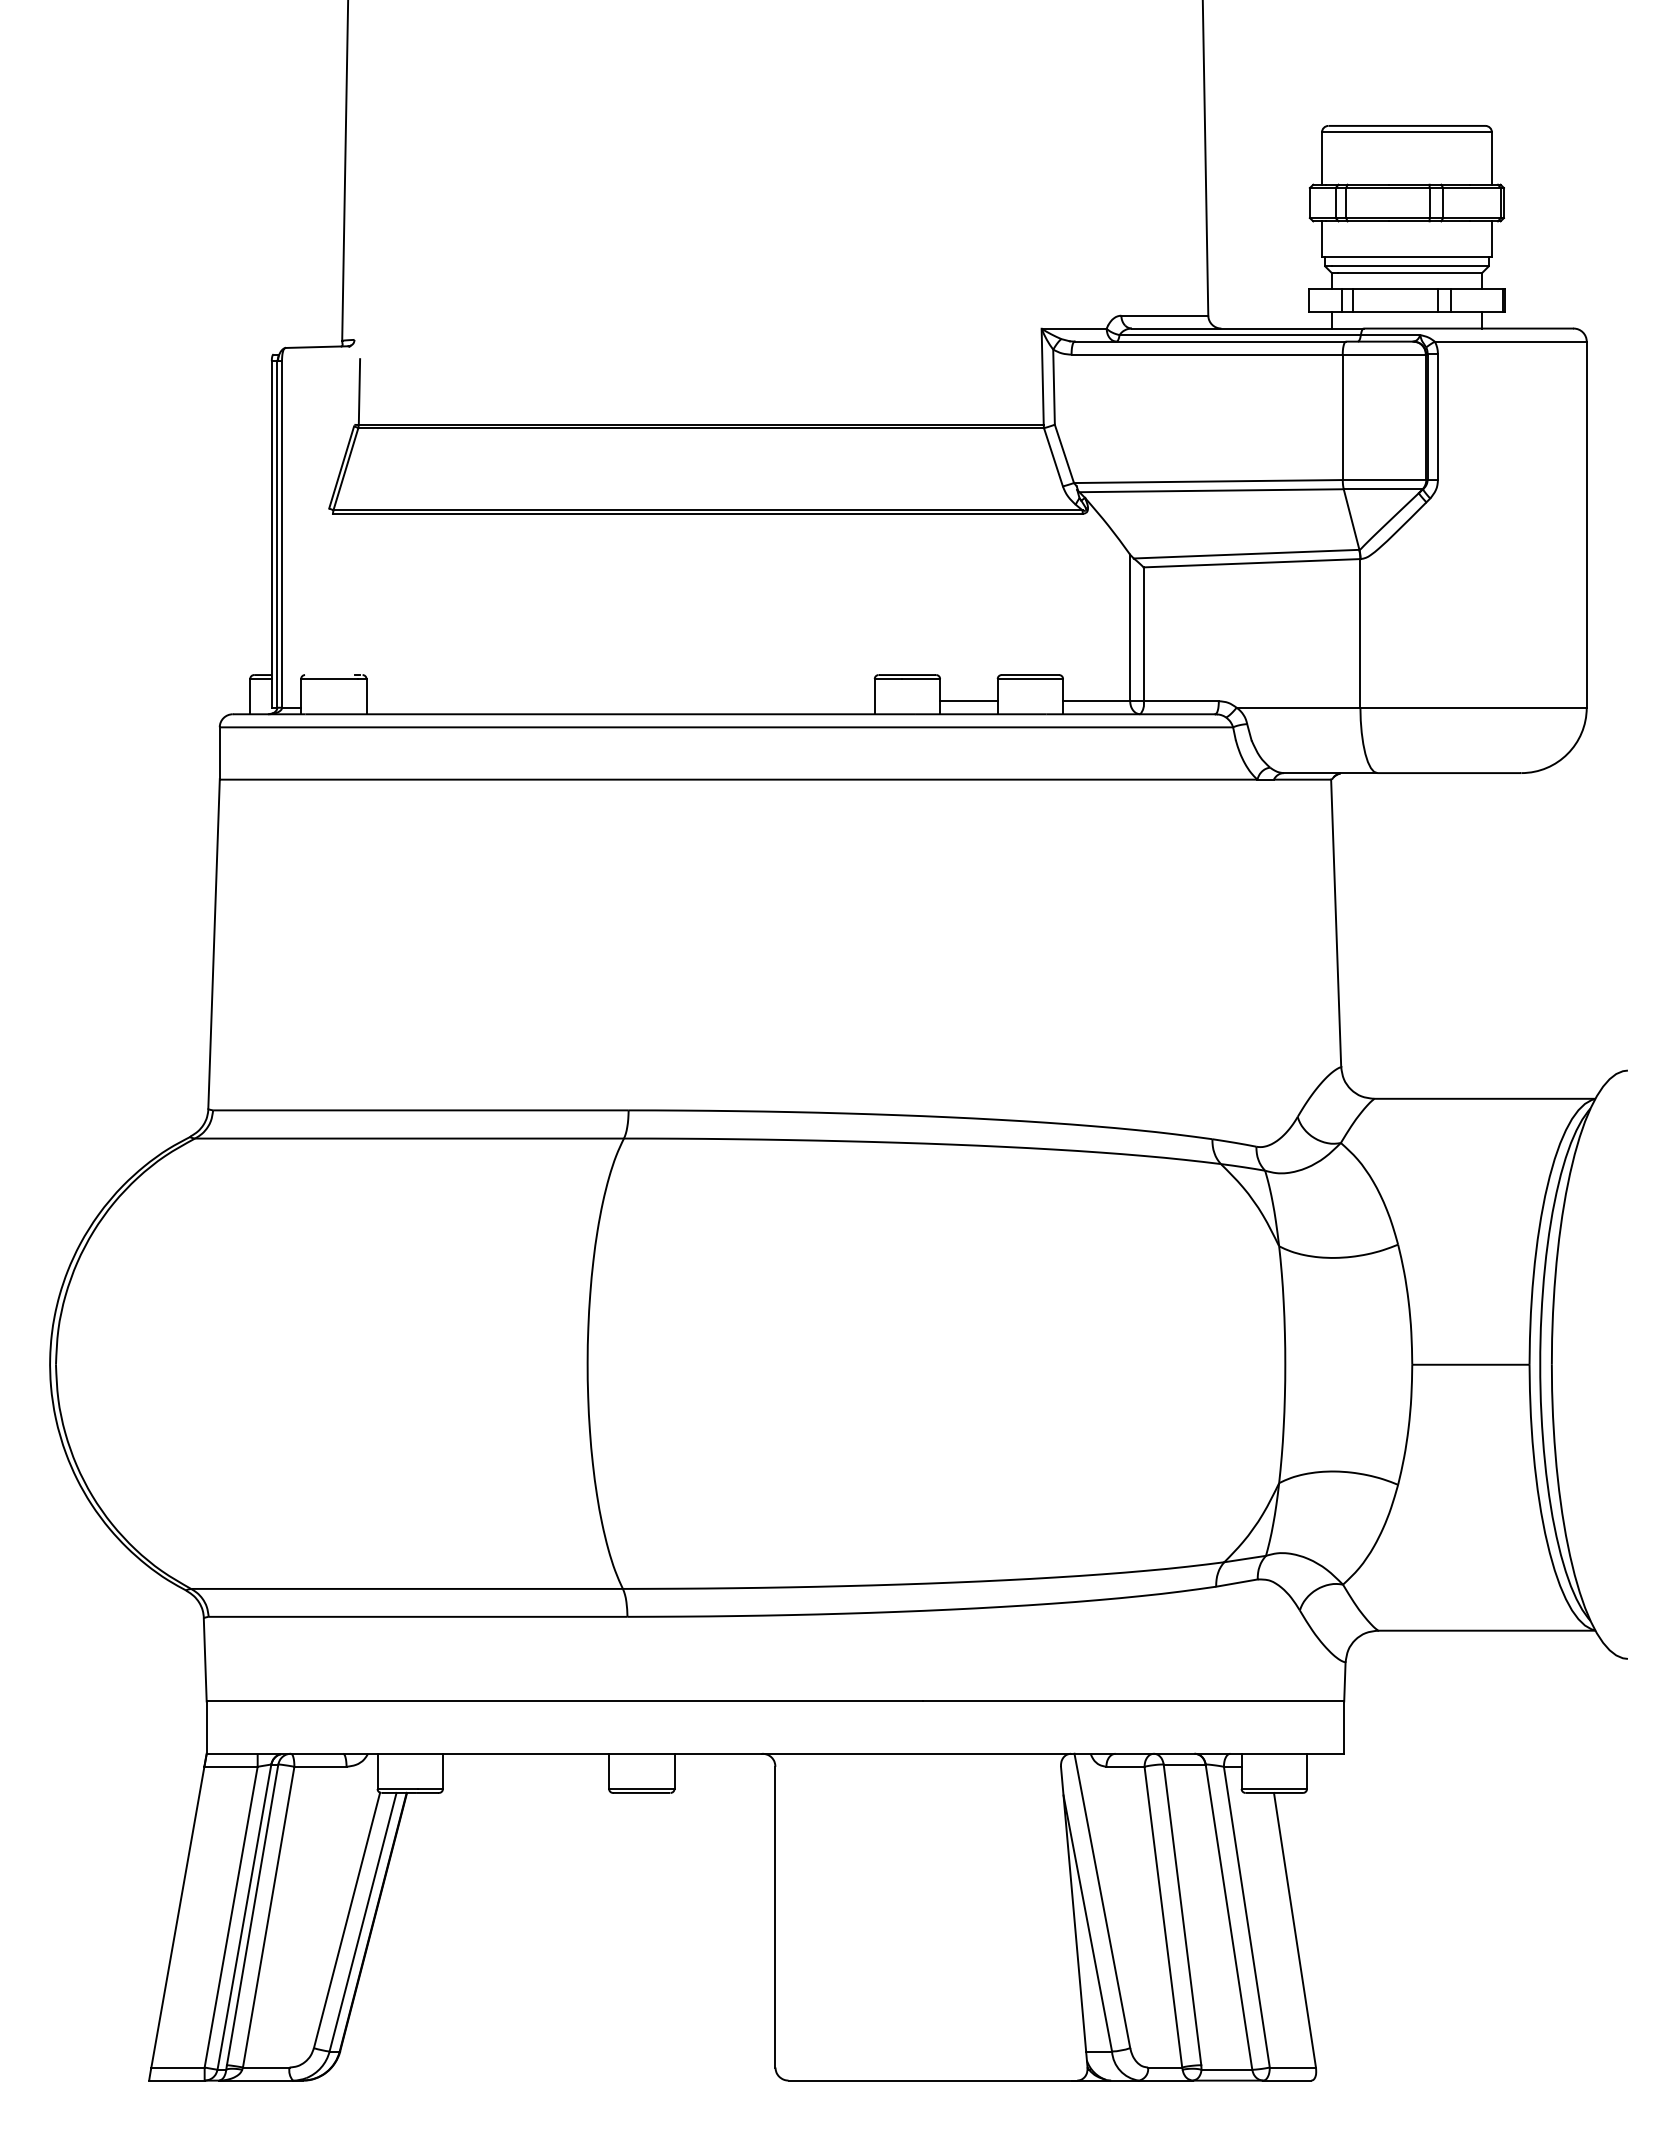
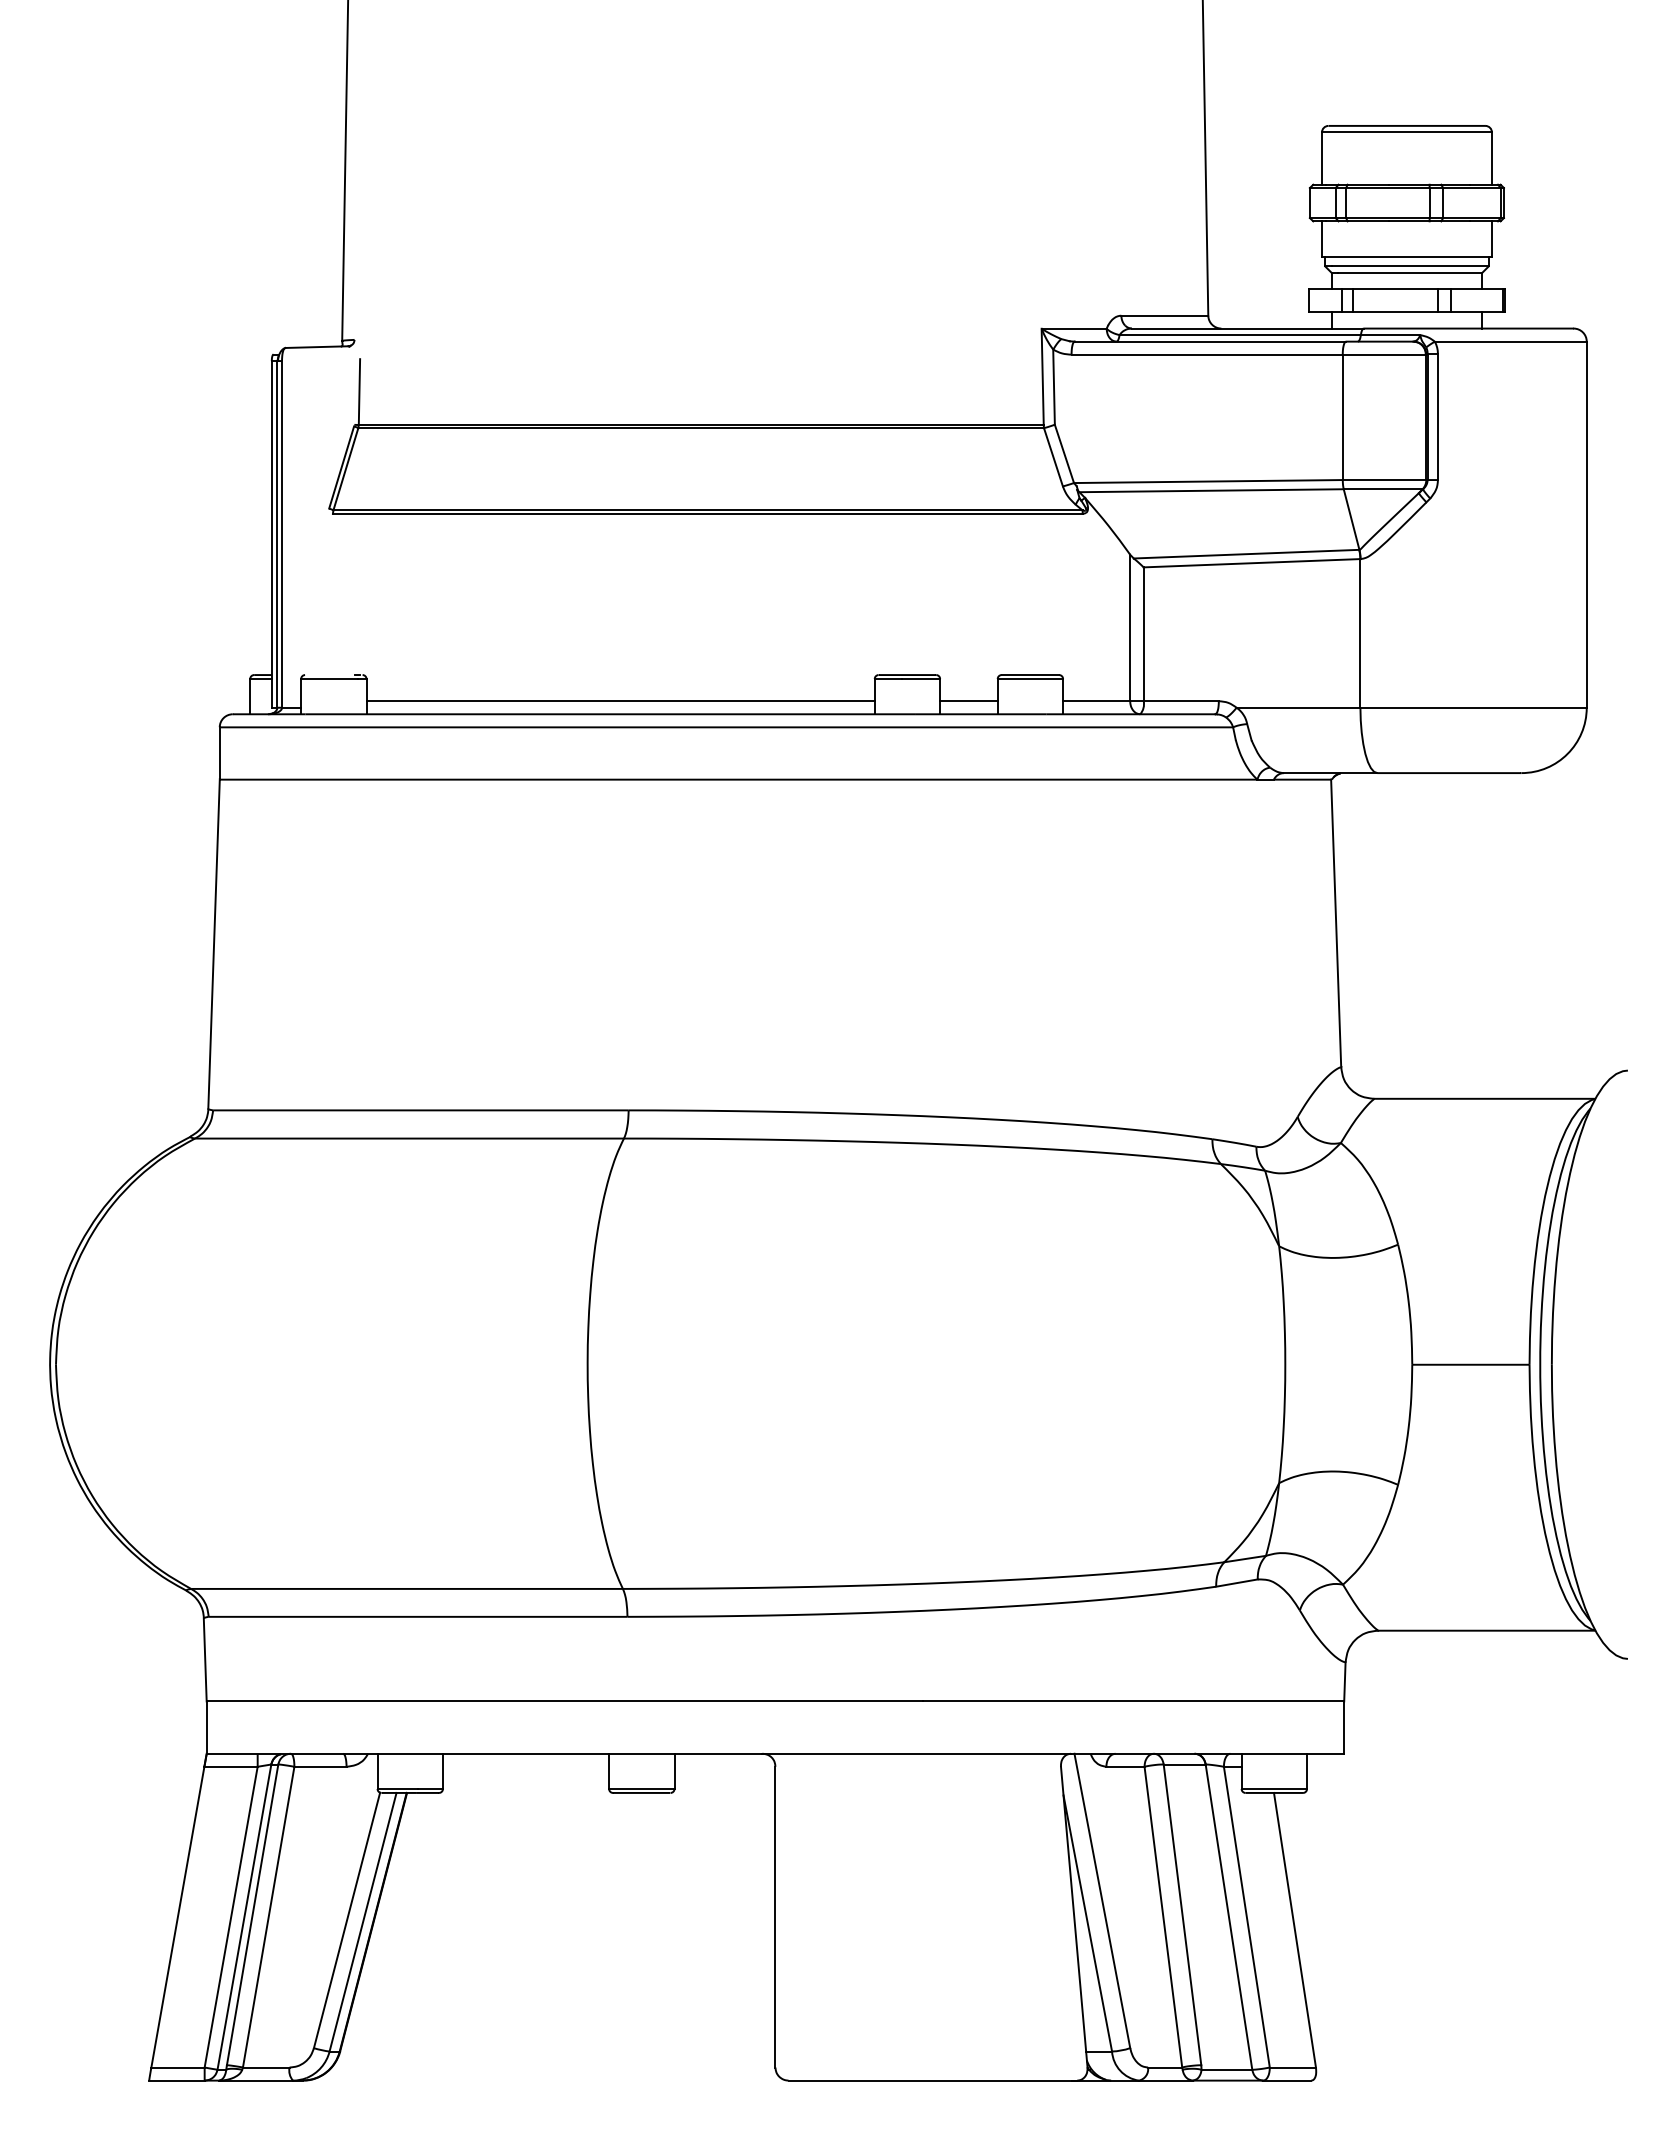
line: none -> present (620, 701)
